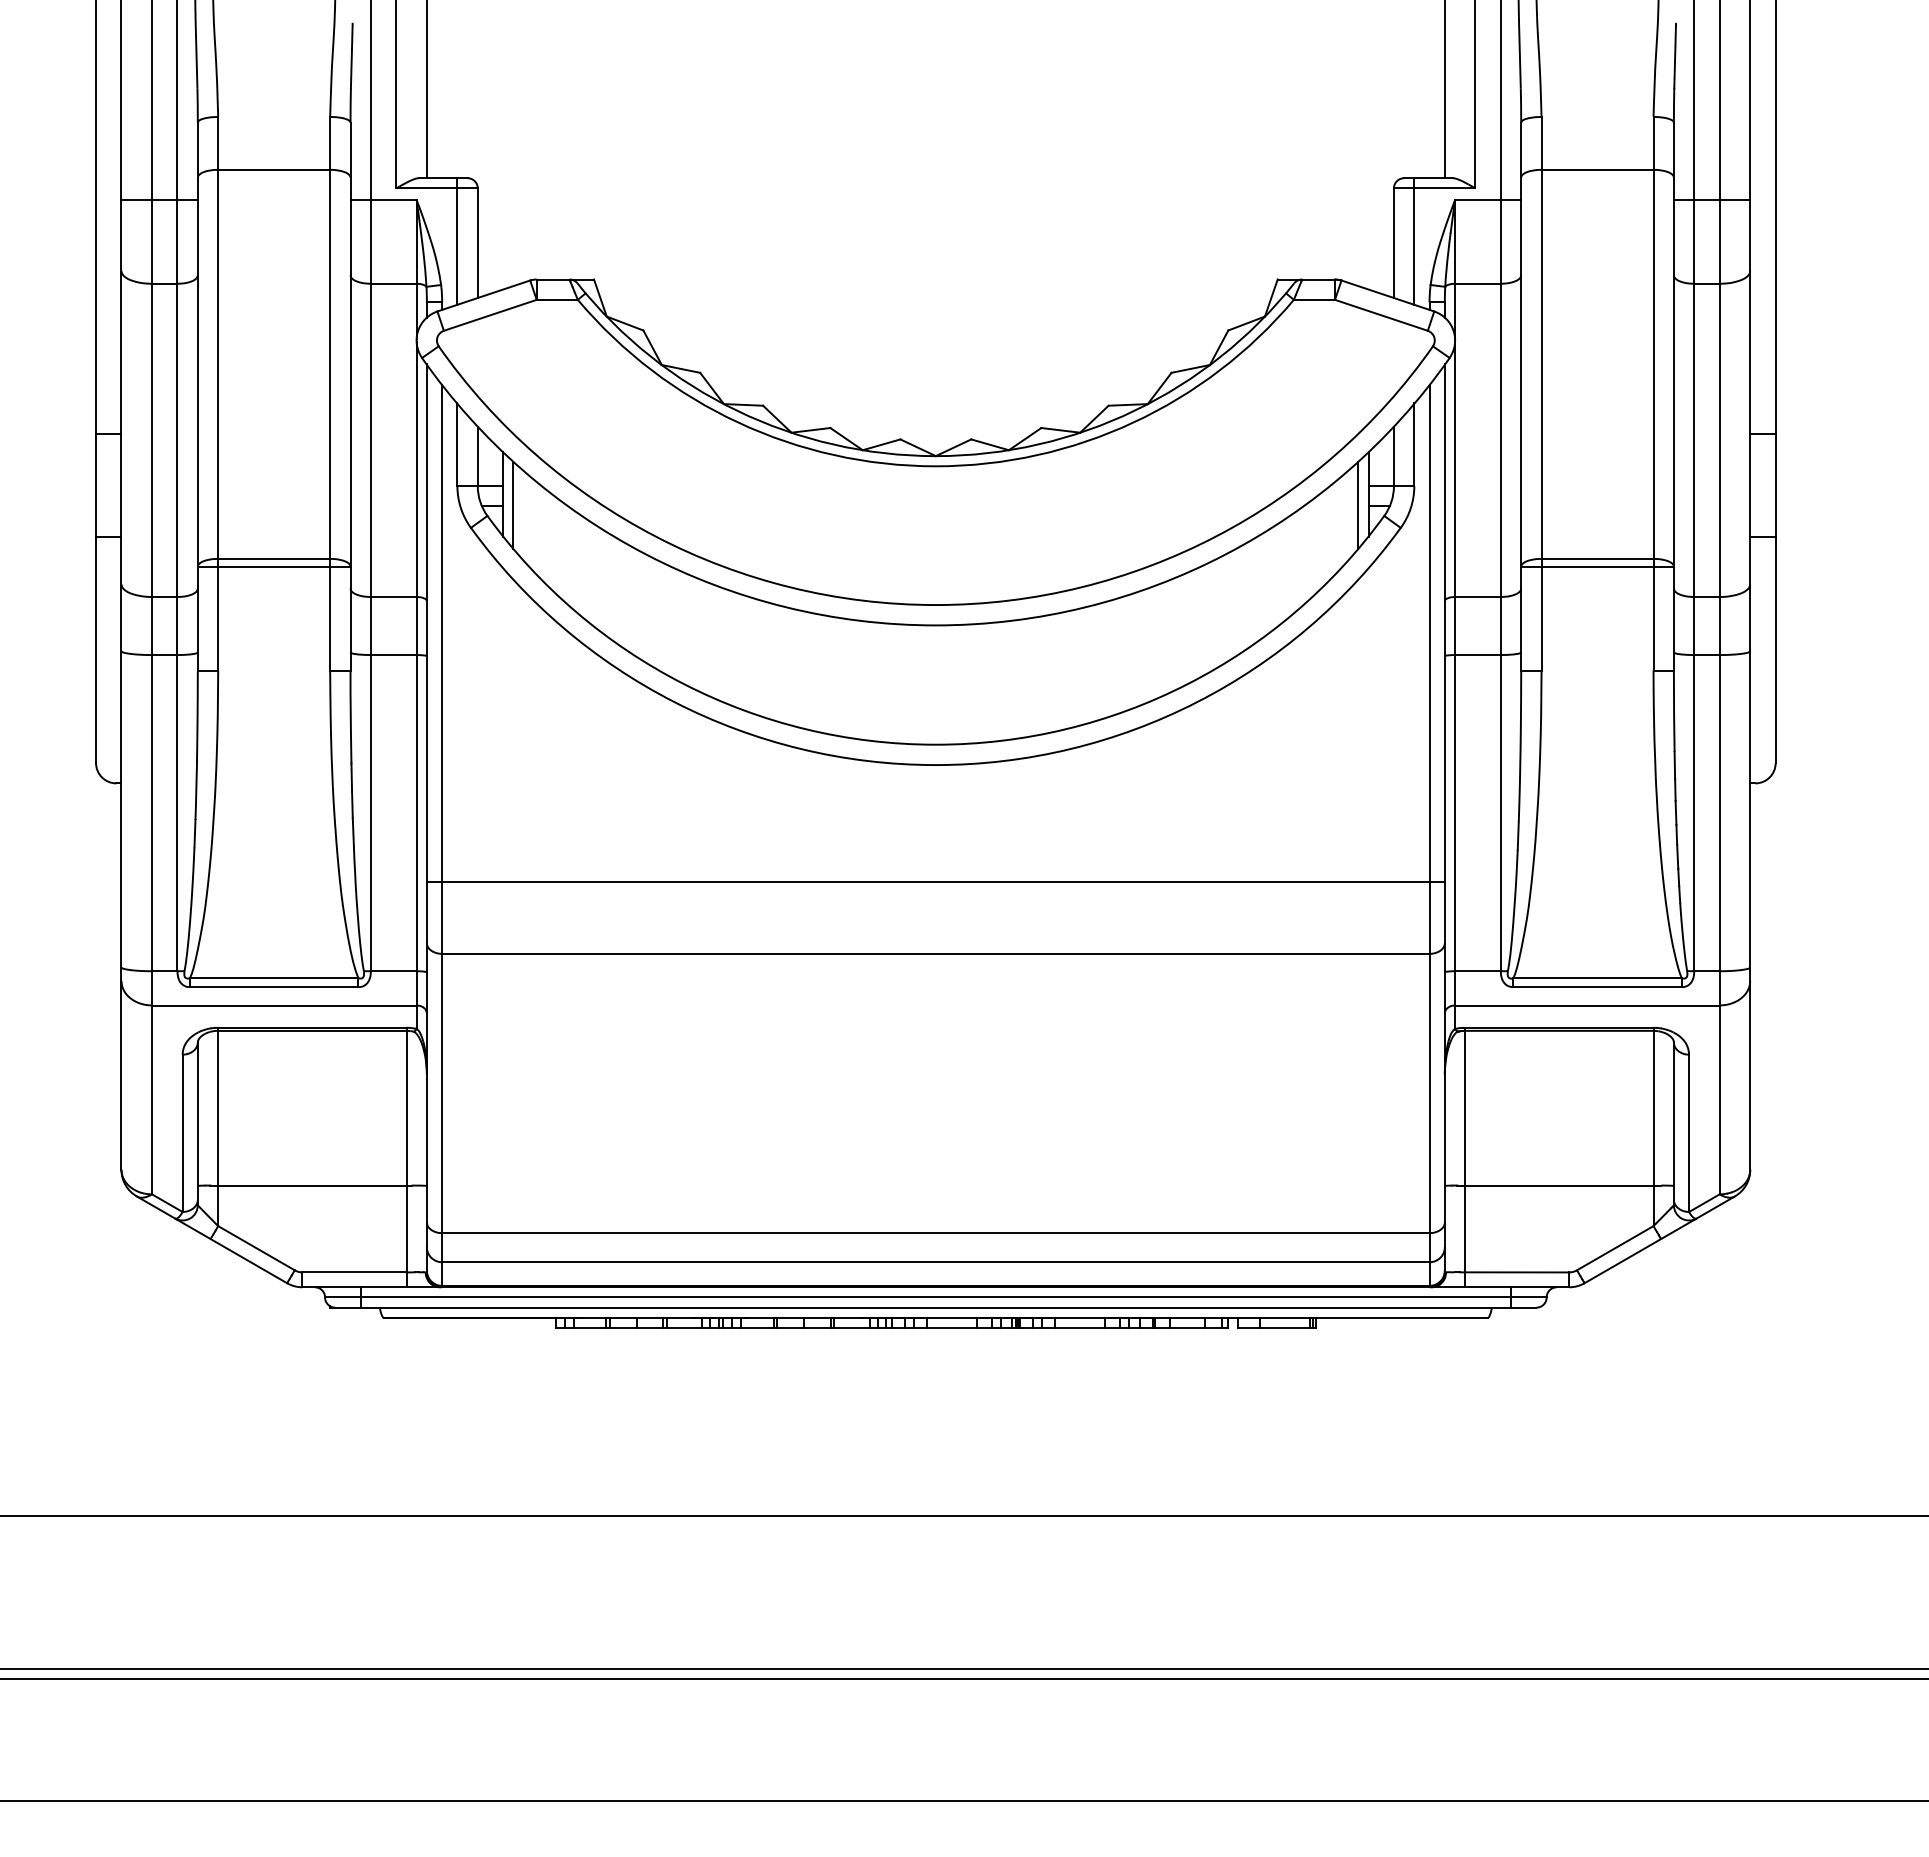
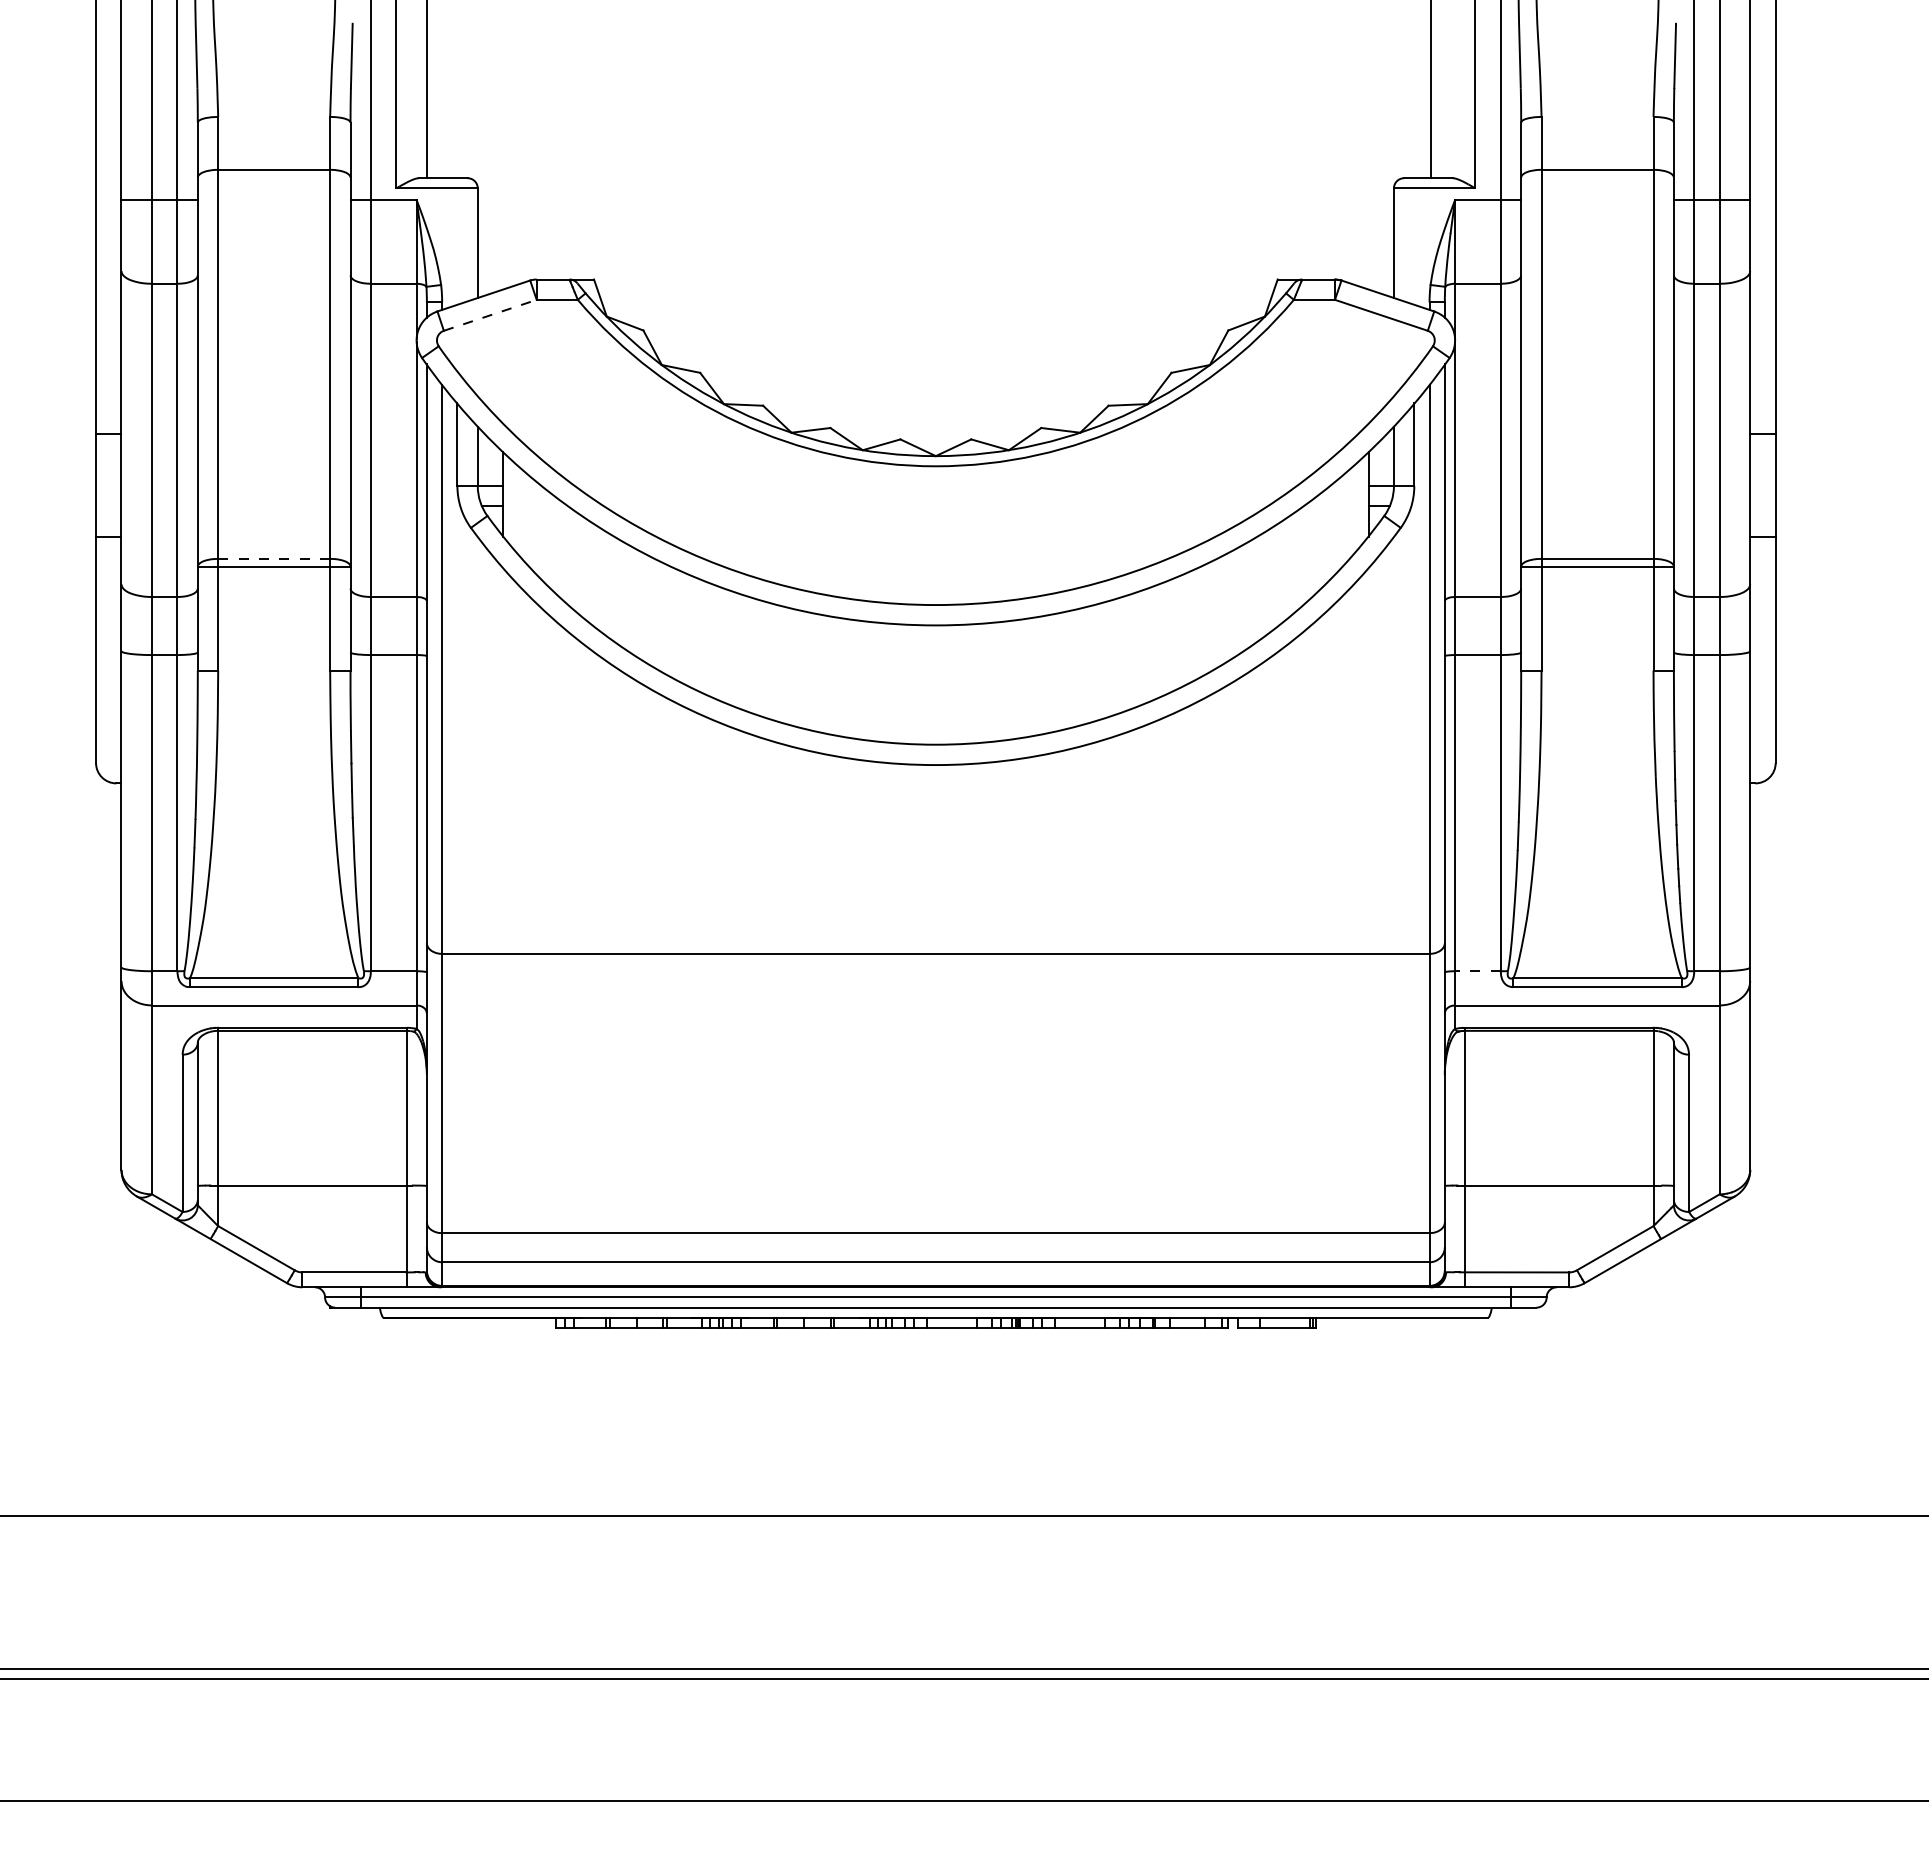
line position: (1444, 90) -> (1430, 90) (1430, 90)
line: present -> none (457, 241)
line: present -> none (1414, 241)
line: solid -> dashed (490, 315)
line: present -> none (513, 505)
line: present -> none (1358, 505)
line: solid -> dashed (274, 558)
line: present -> none (935, 881)
line: solid -> dashed (1477, 971)
